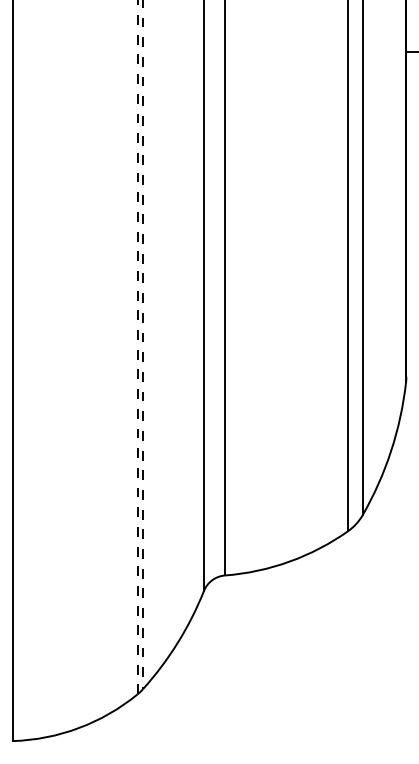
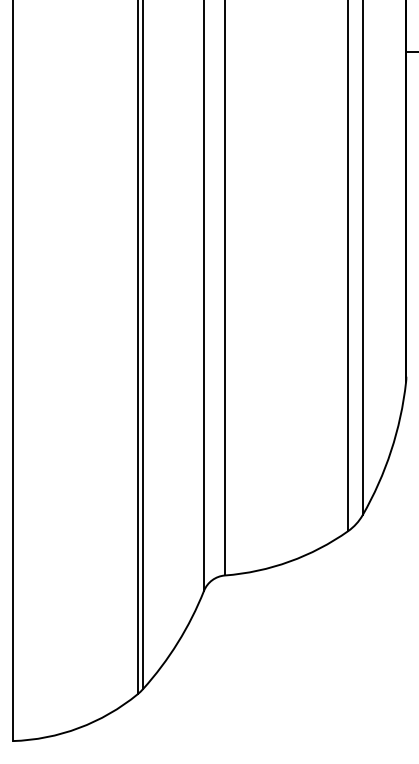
line: dashed -> solid (143, 345)
line: dashed -> solid (137, 347)
